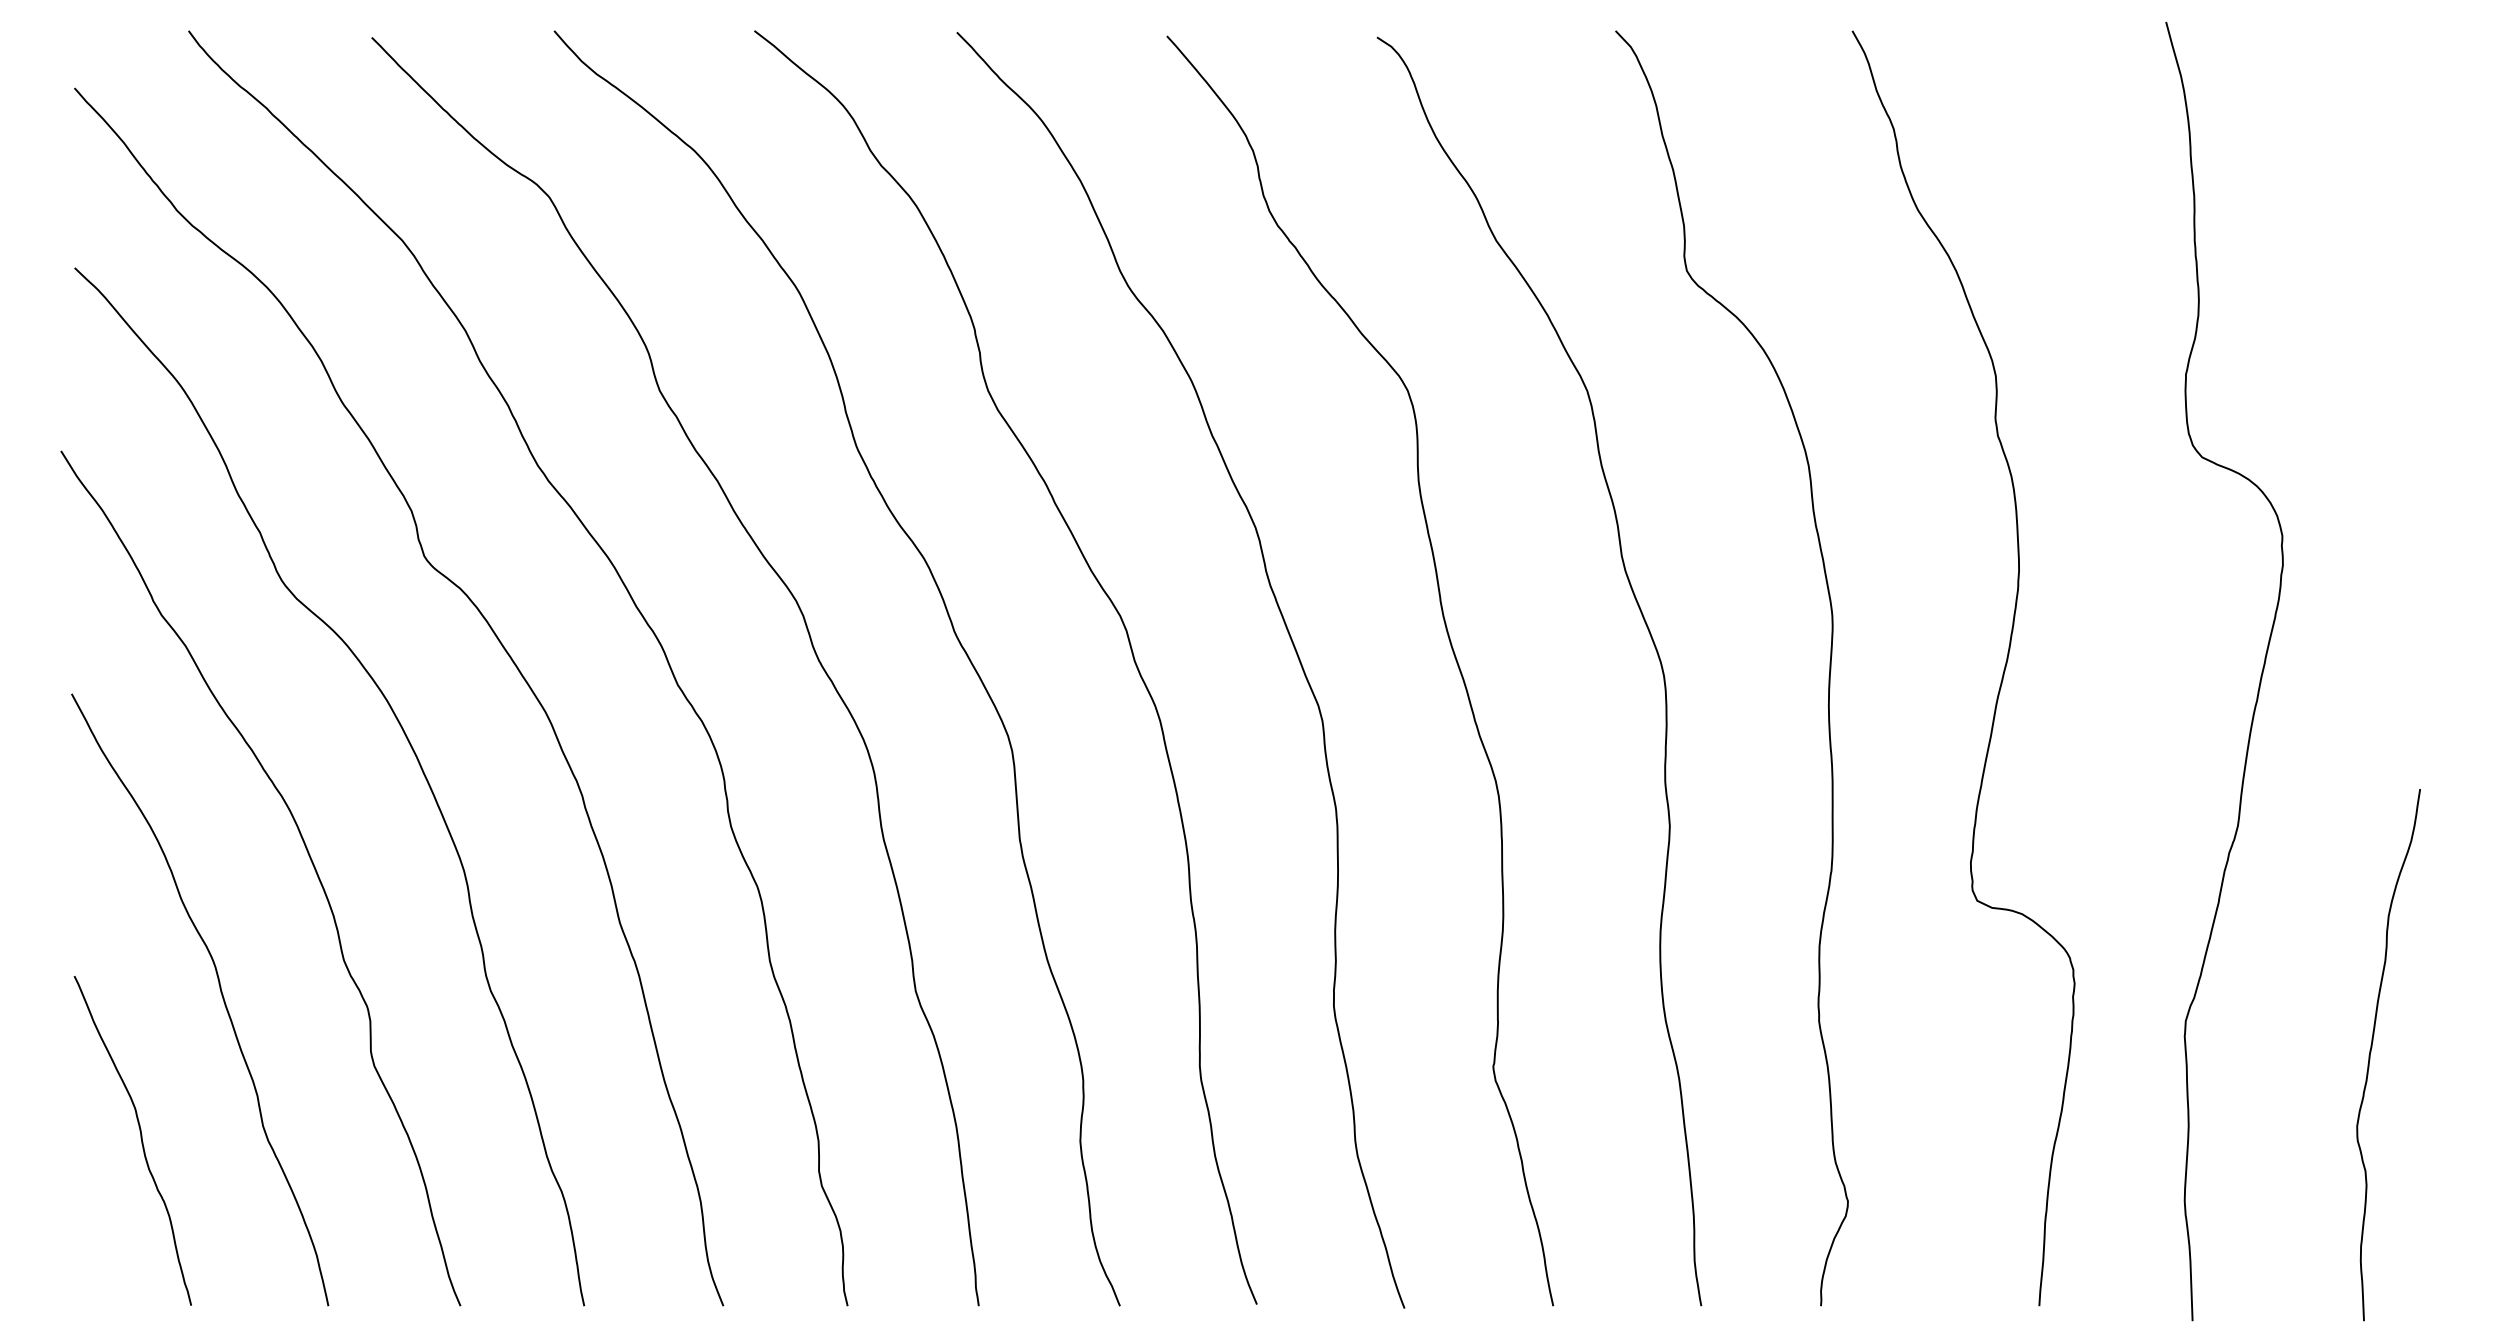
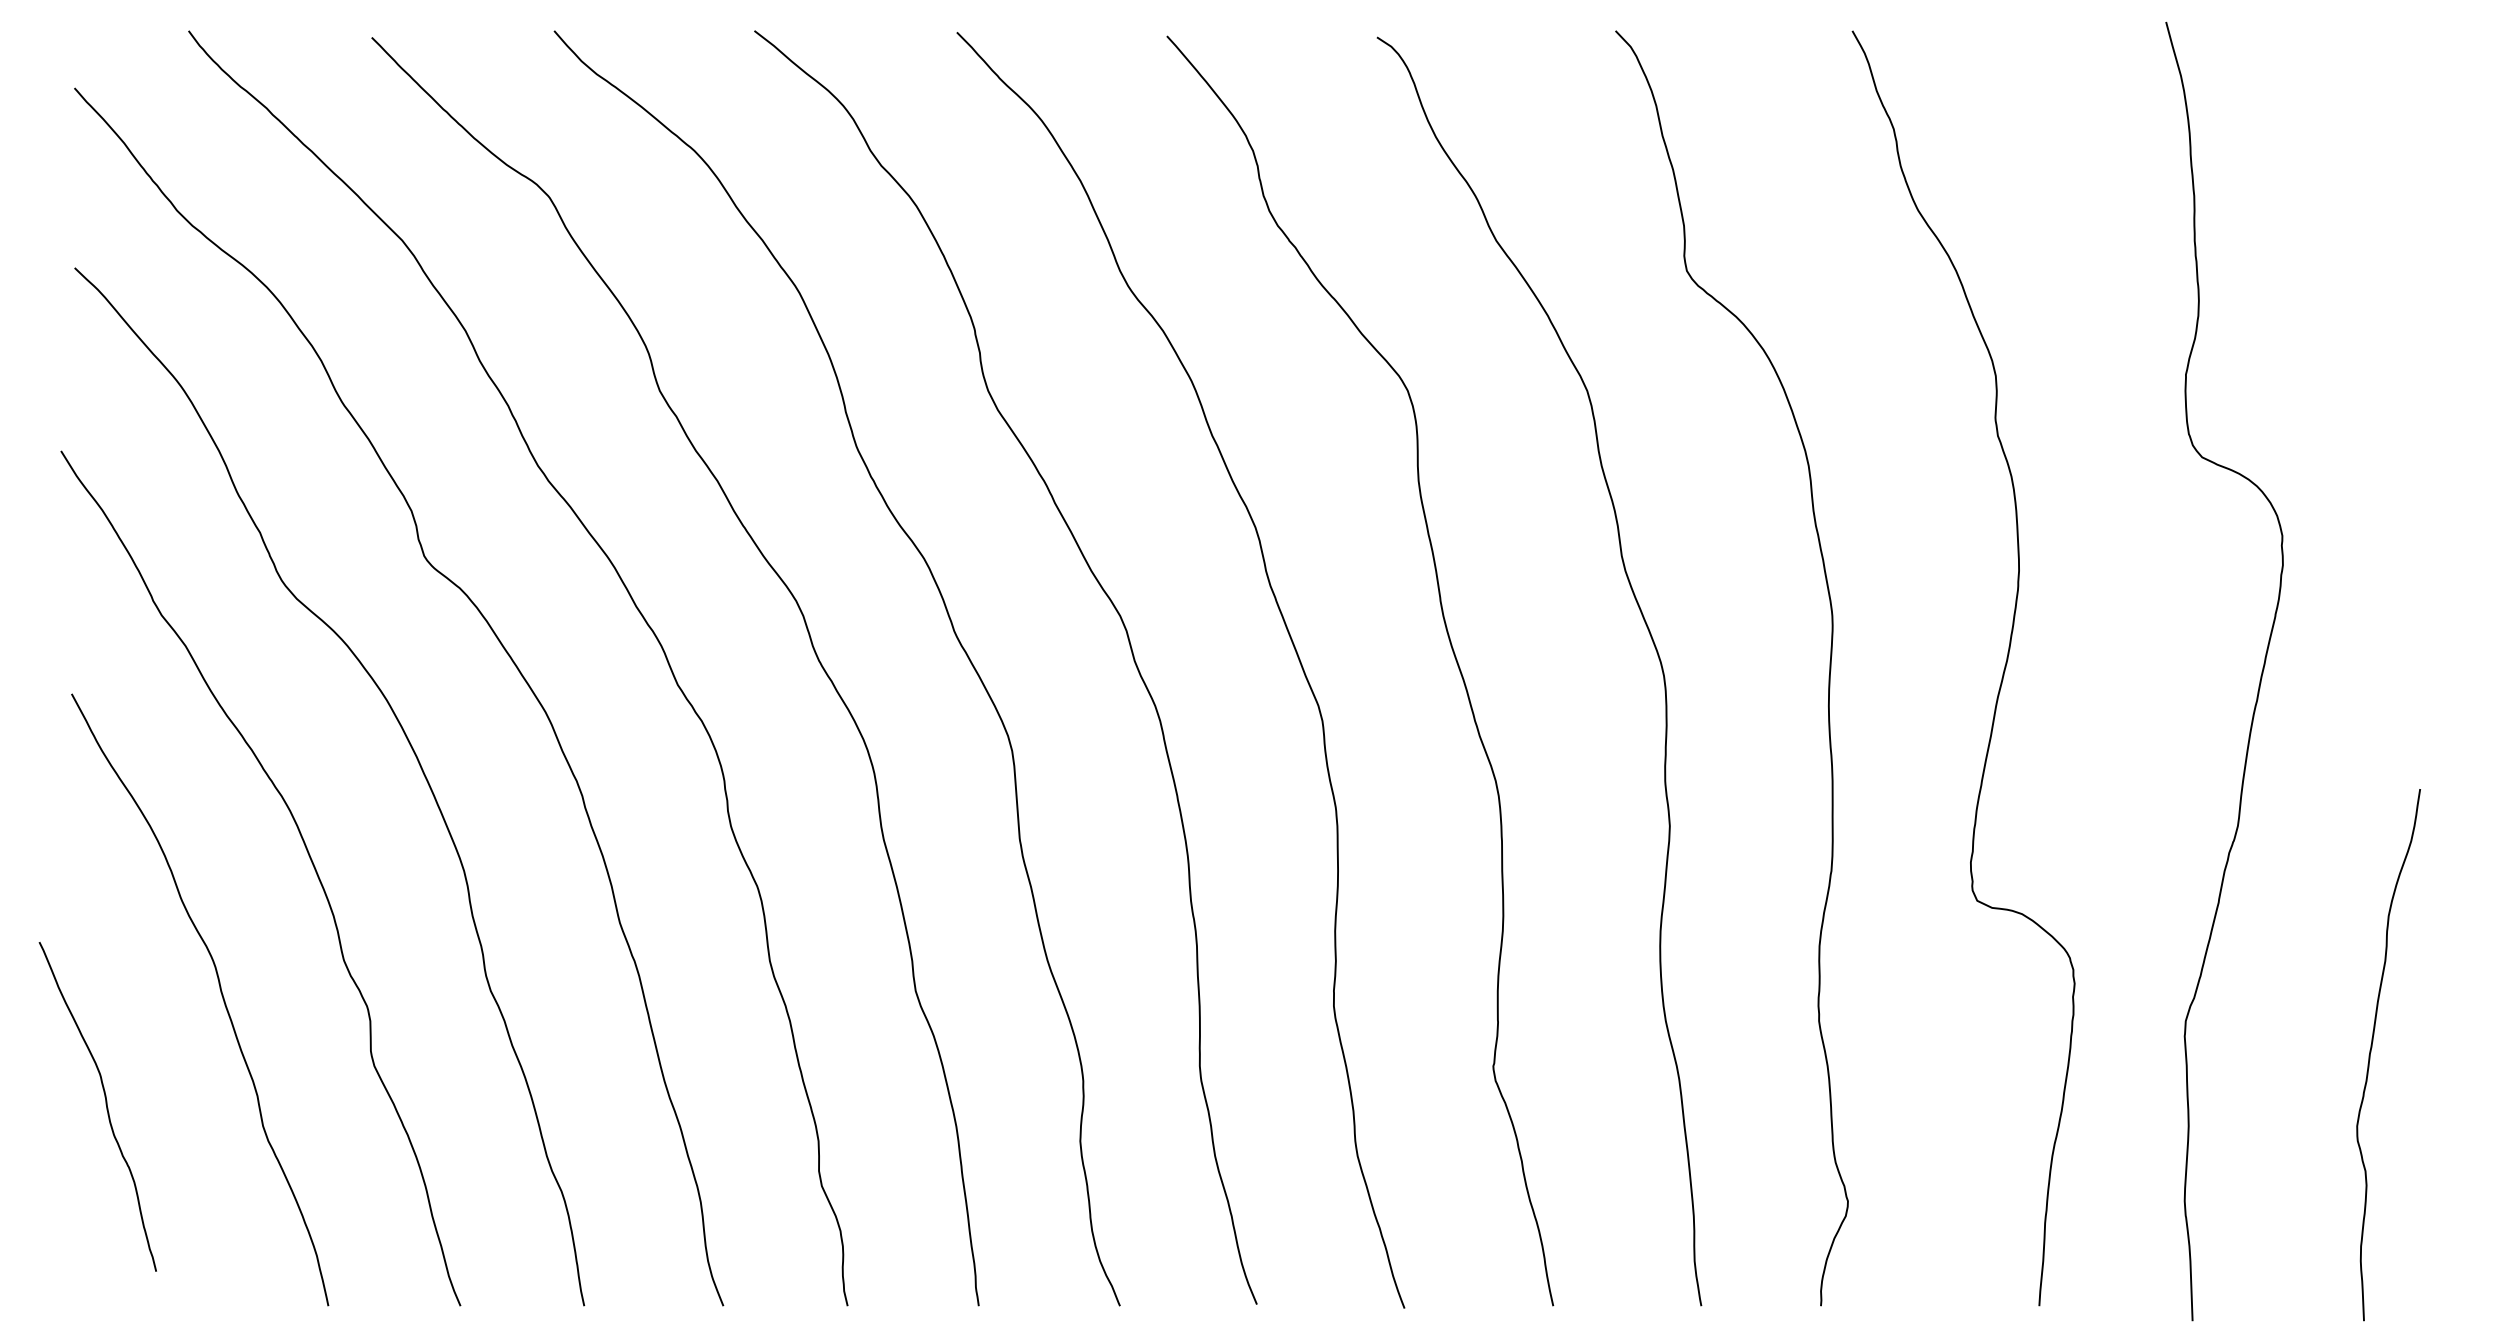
curve position: (140, 1138) -> (105, 1104) (105, 1104)
